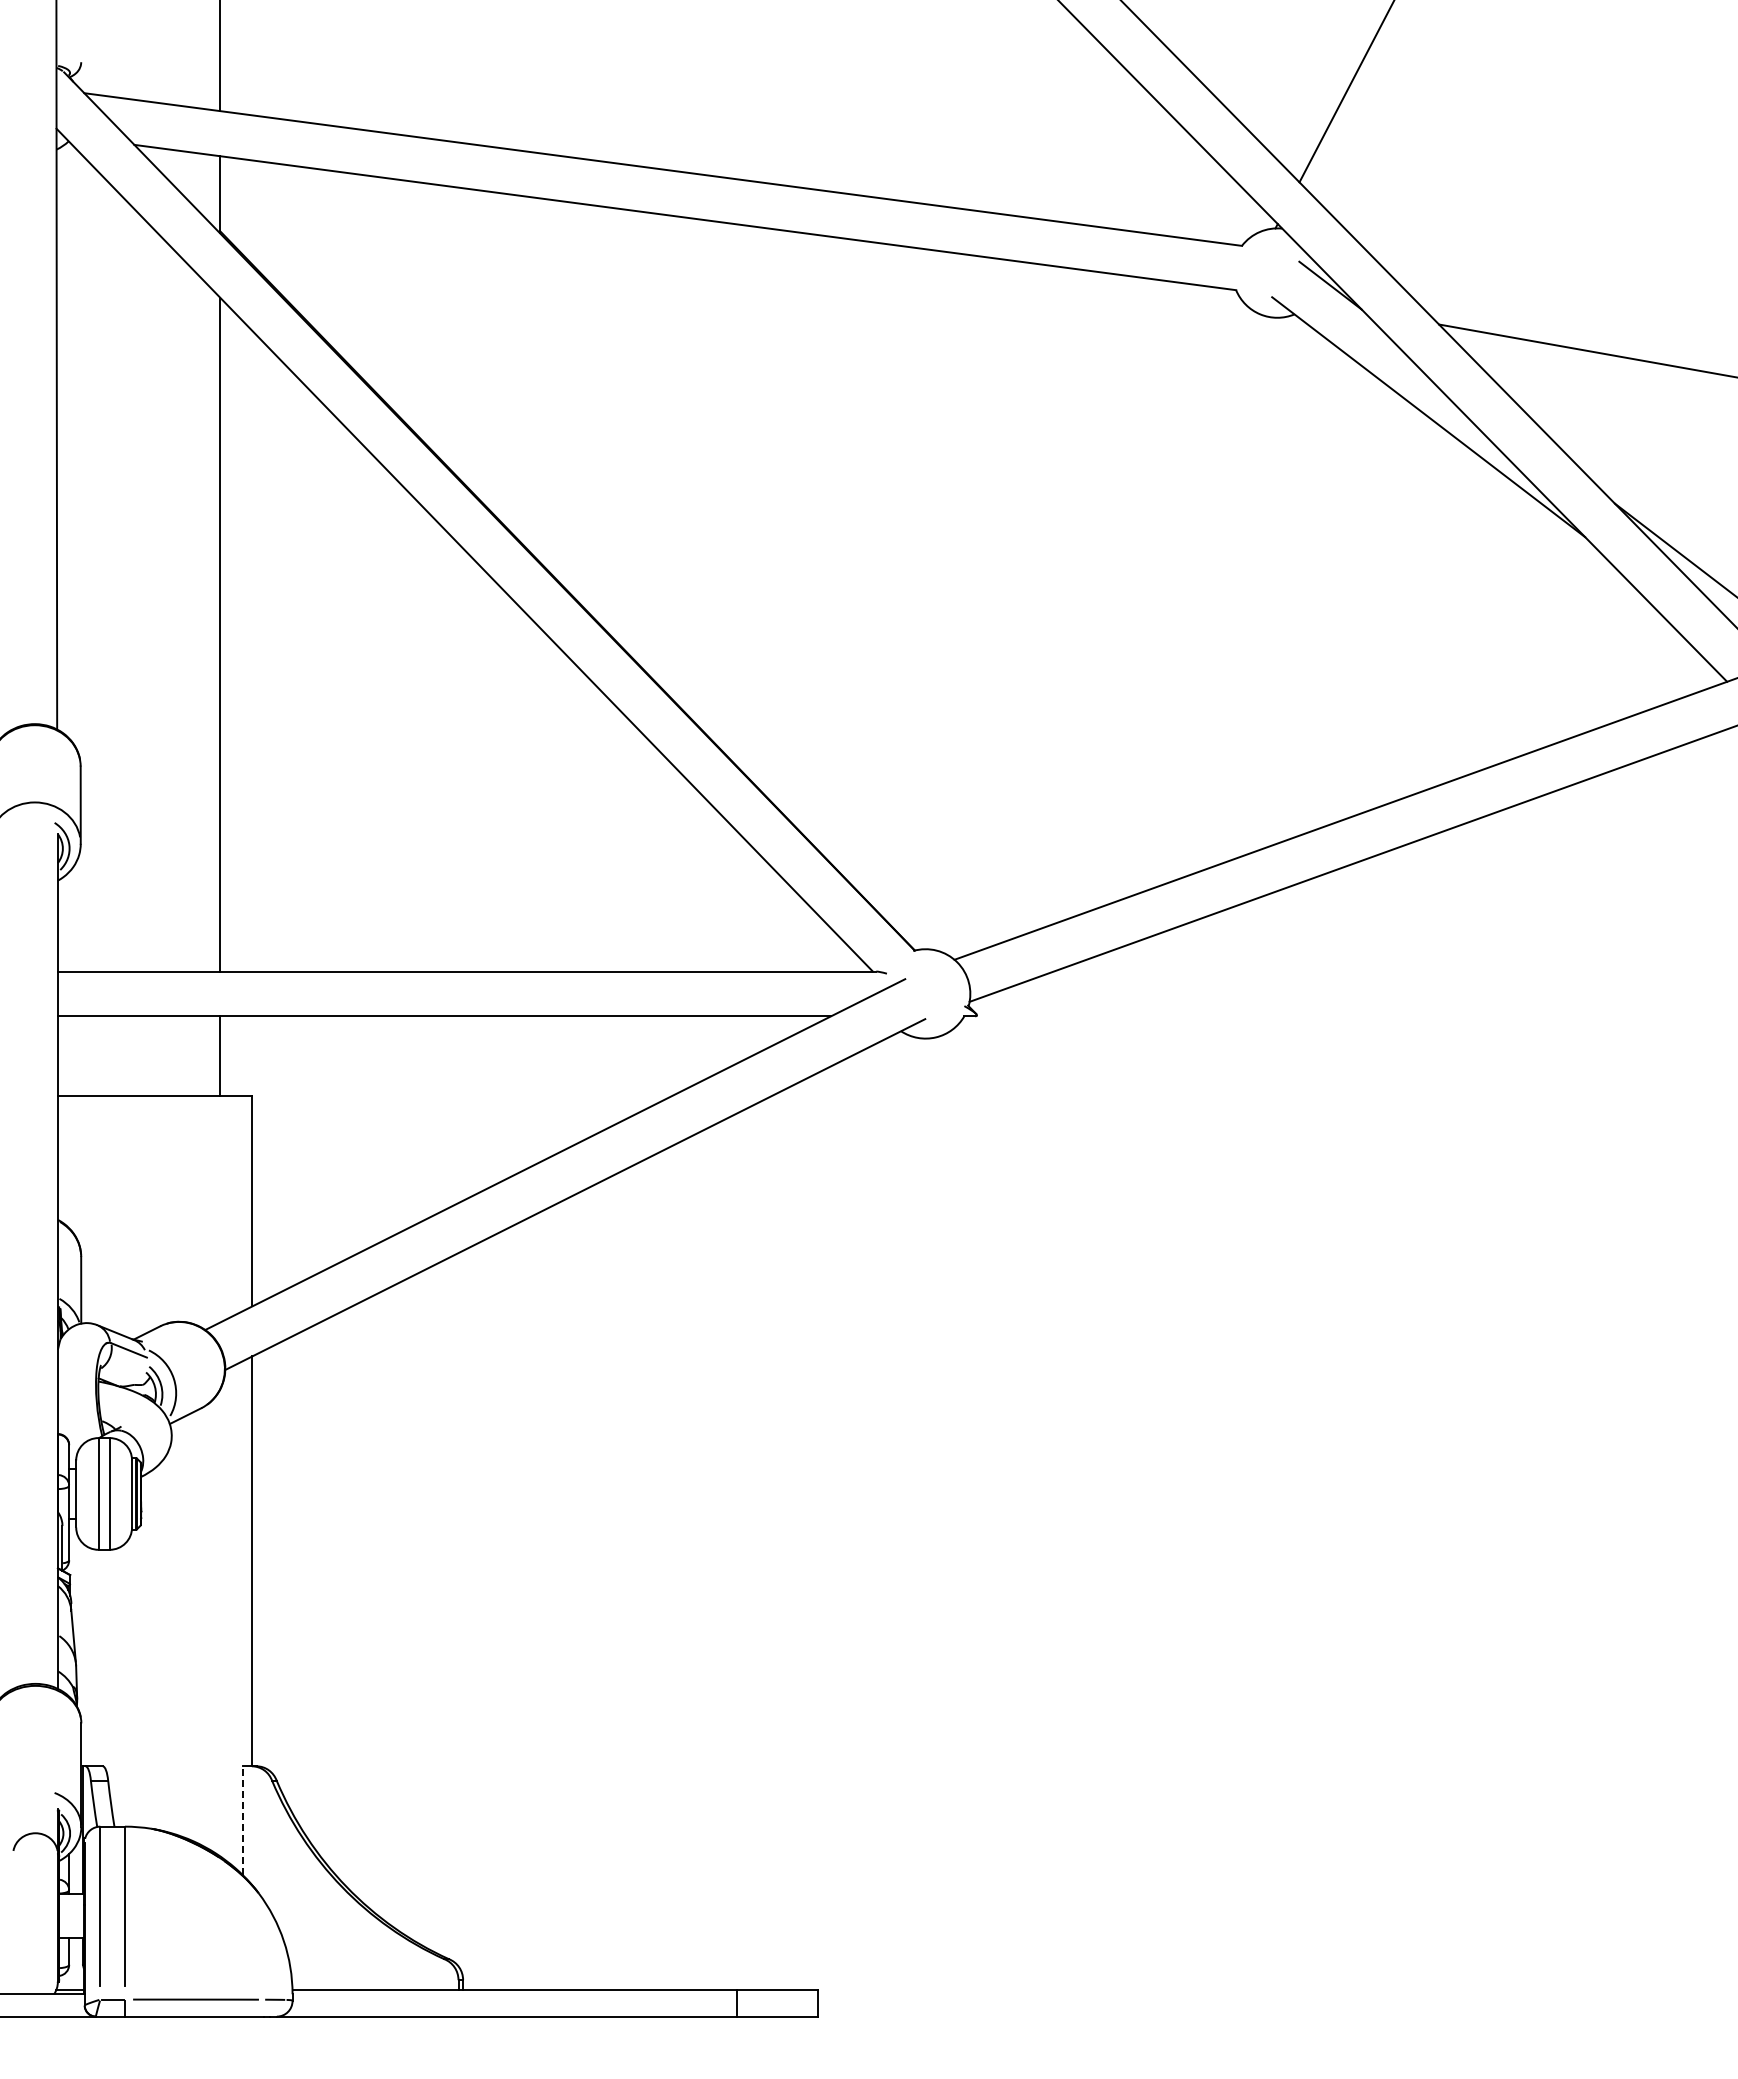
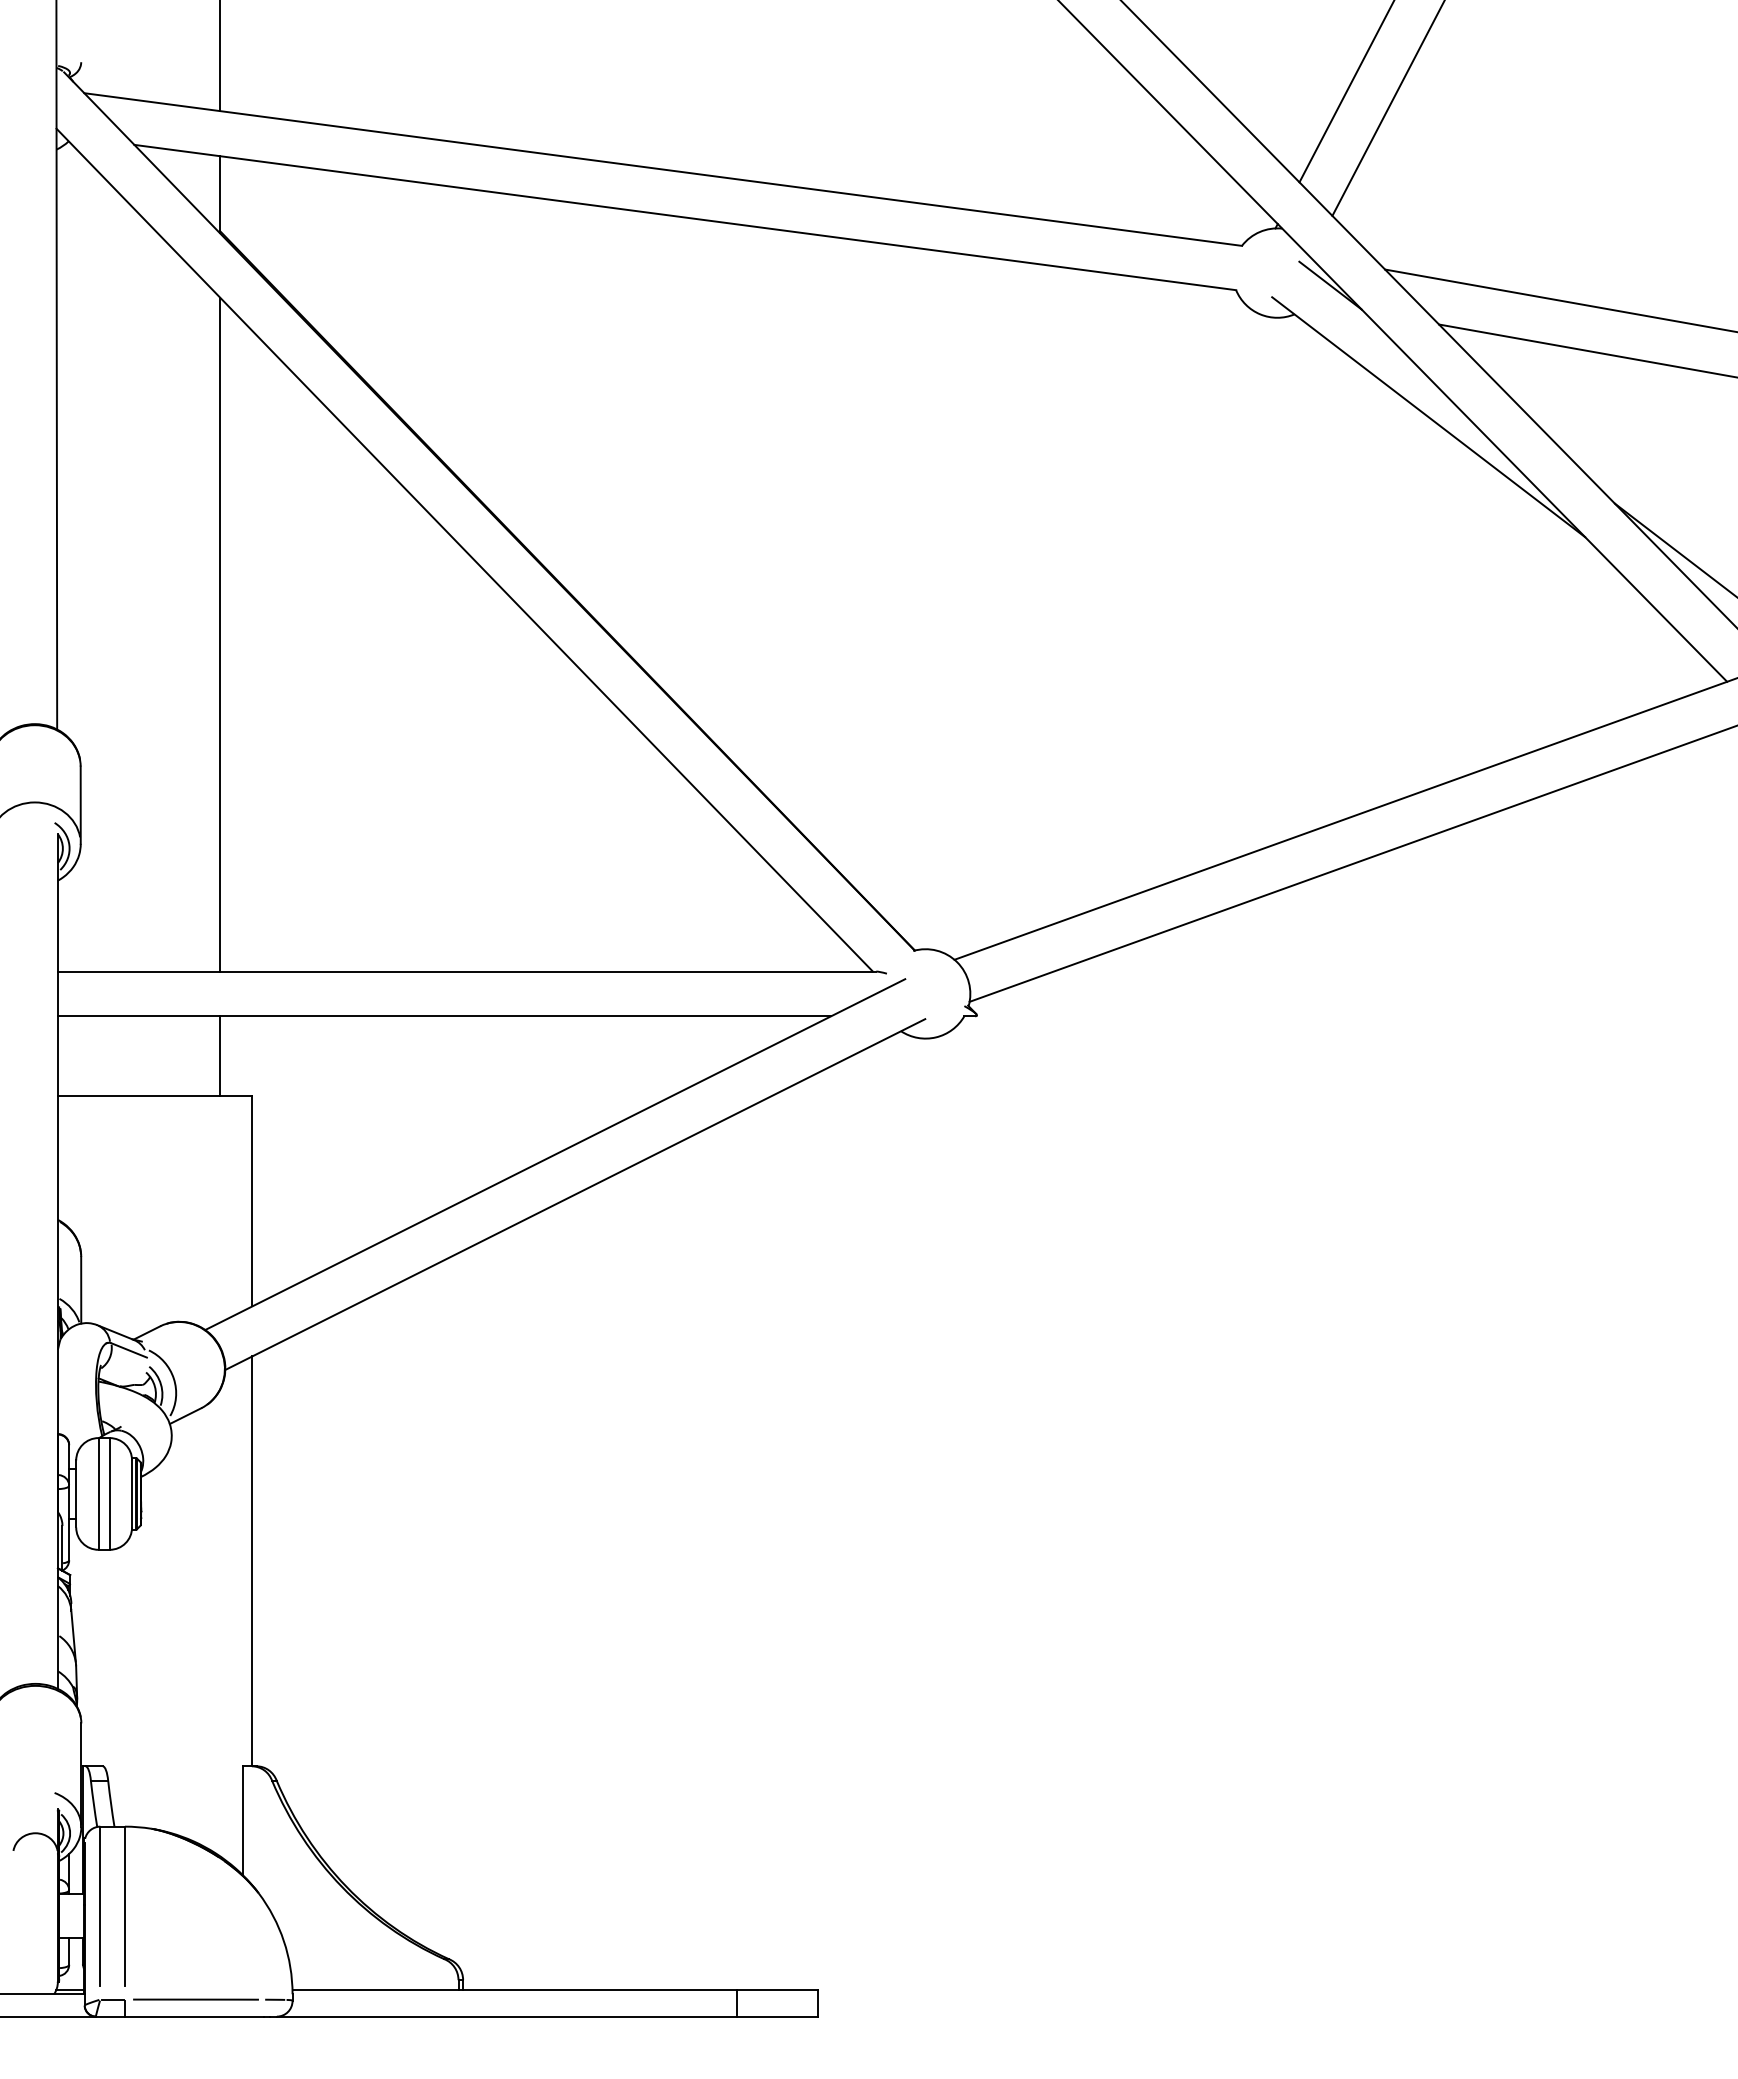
line: none -> present (1387, 108)
line: none -> present (1559, 300)
line: dashed -> solid (242, 1820)
